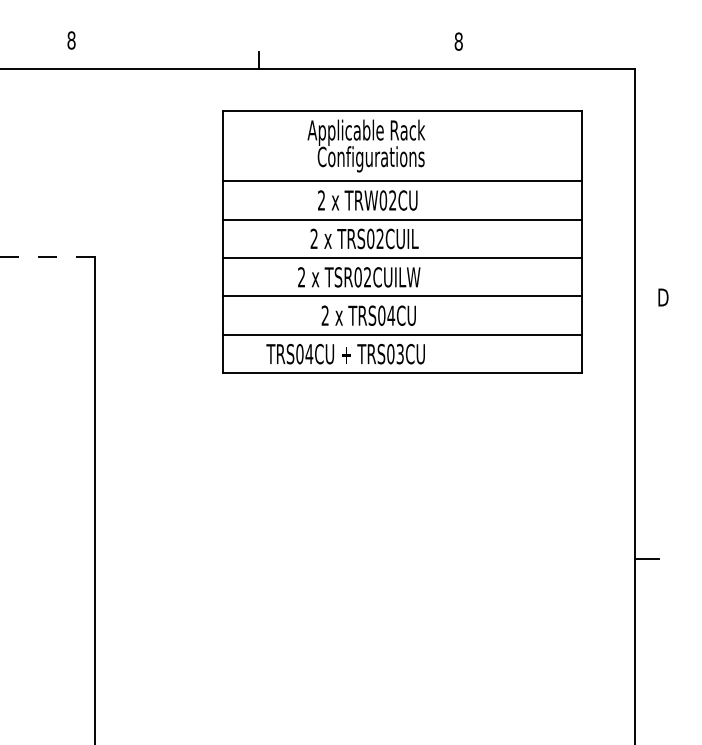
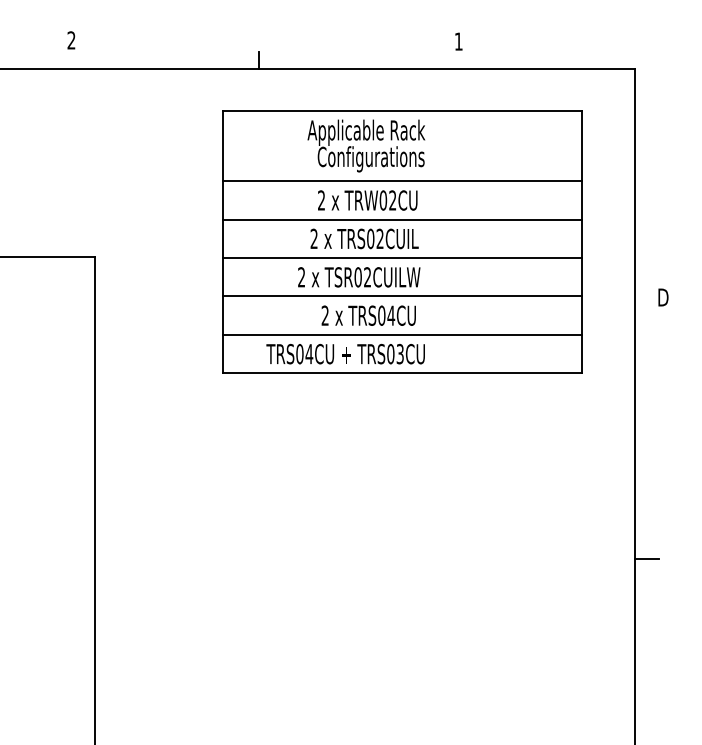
text: 8 -> 2 (71, 40)
text: 8 -> 1 (458, 41)
line: dashed -> solid (47, 256)
